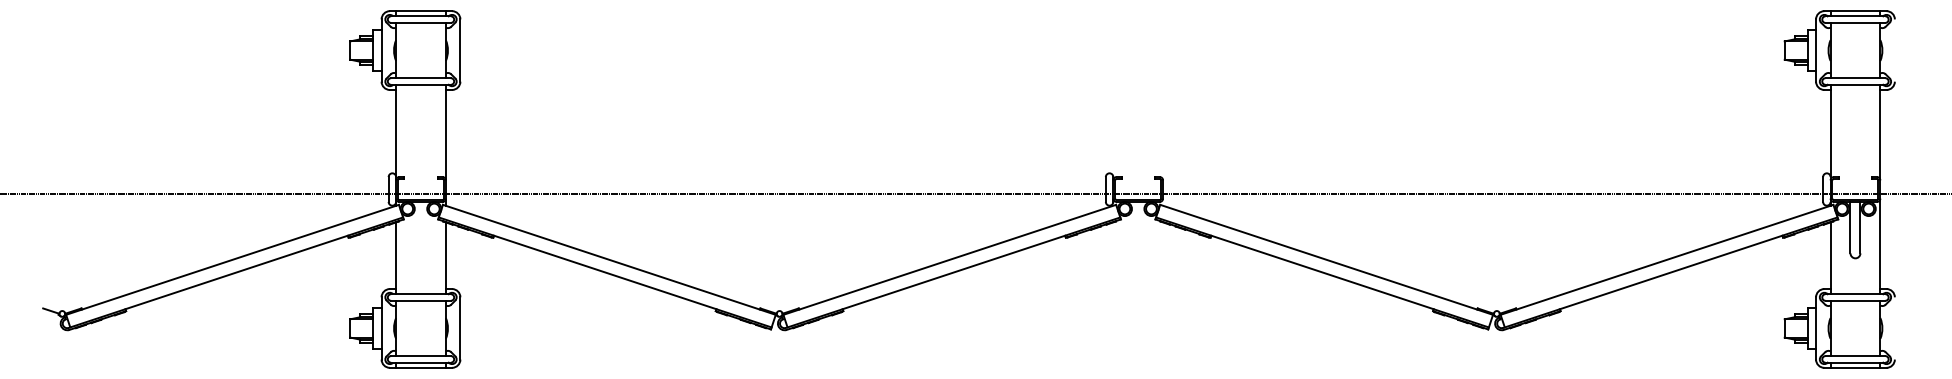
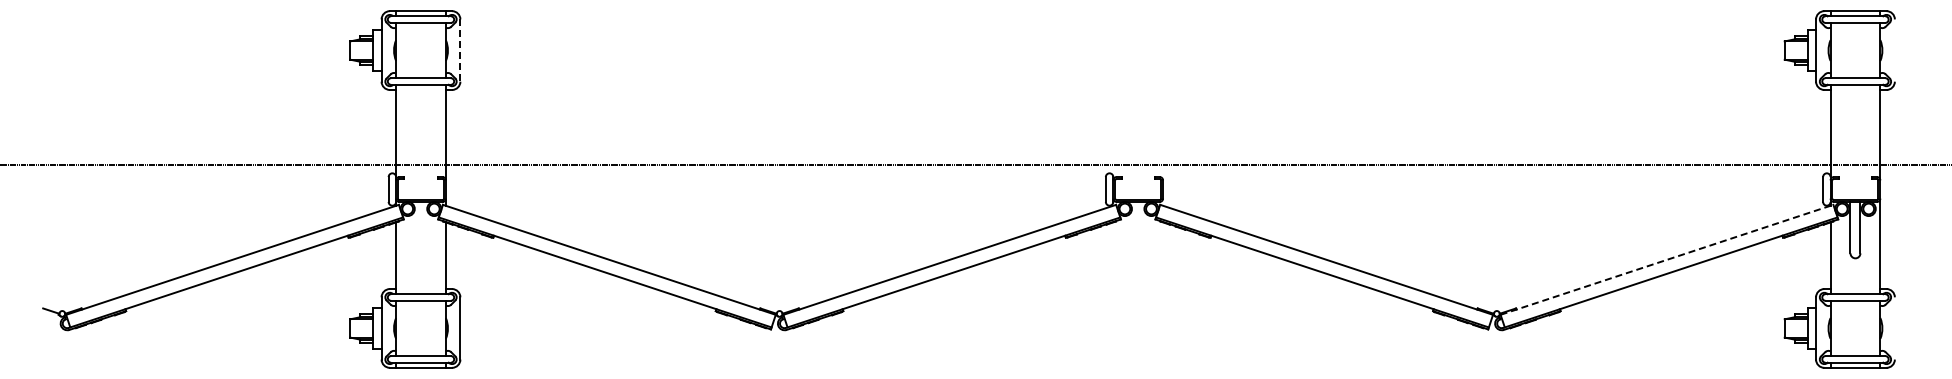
line: solid -> dashed (460, 51)
line position: (975, 193) -> (975, 164) (975, 164)
line: solid -> dashed (1667, 259)
